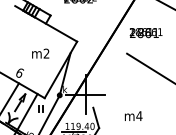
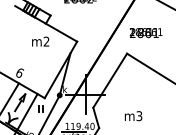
text position: (40, 53) -> (40, 41) (40, 41)
line: none -> present (110, 80)
text: m4 -> m3 (139, 116)
